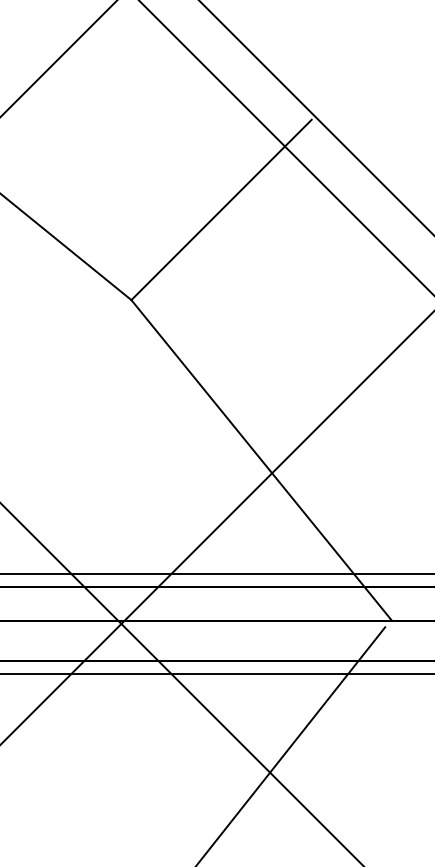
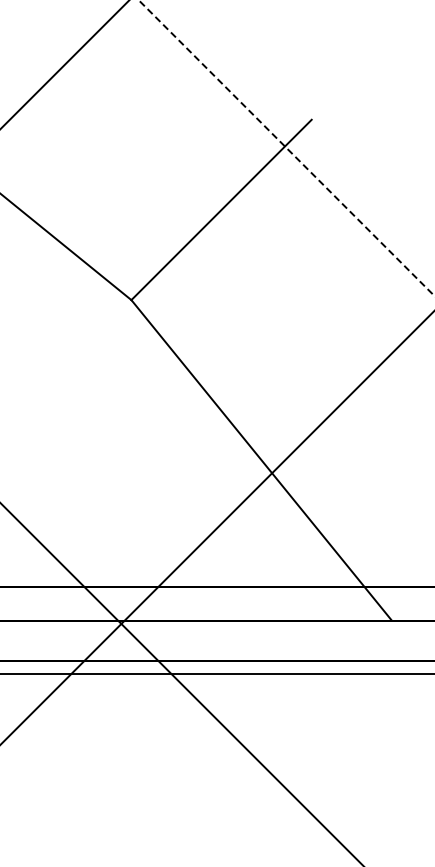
line position: (58, 58) -> (64, 64) (64, 64)
line: present -> none (315, 117)
line: solid -> dashed (286, 148)
line: present -> none (216, 573)
line: present -> none (291, 745)
